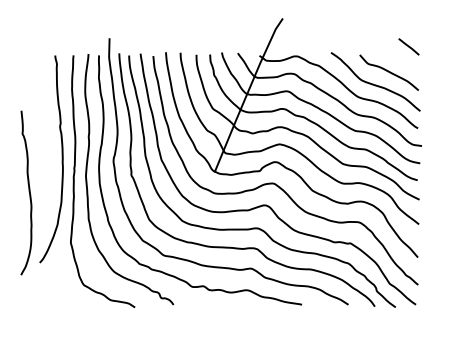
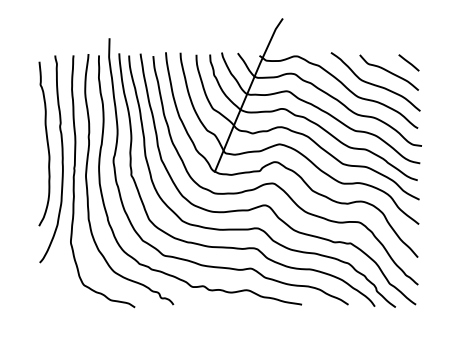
line position: (408, 46) -> (408, 62) (408, 62)
curve position: (28, 191) -> (46, 142) (46, 142)
